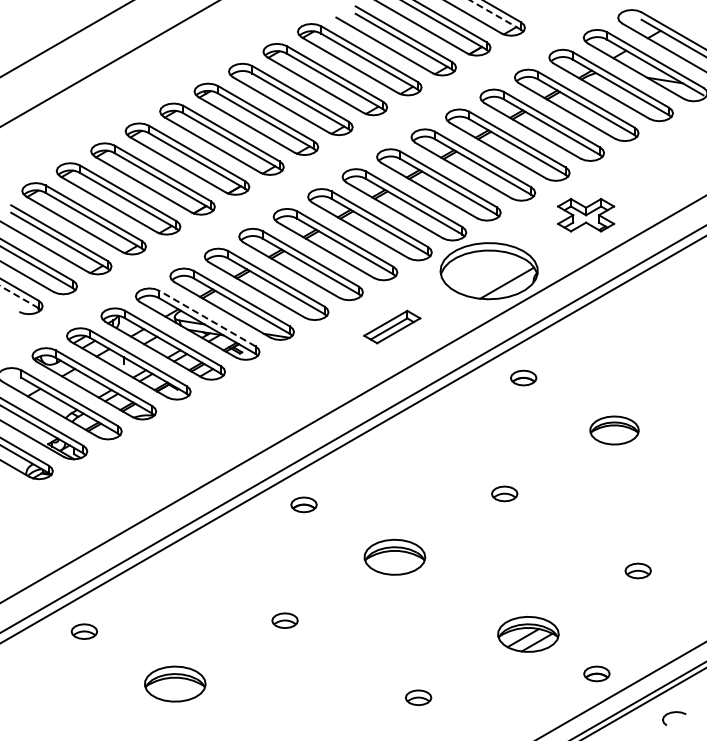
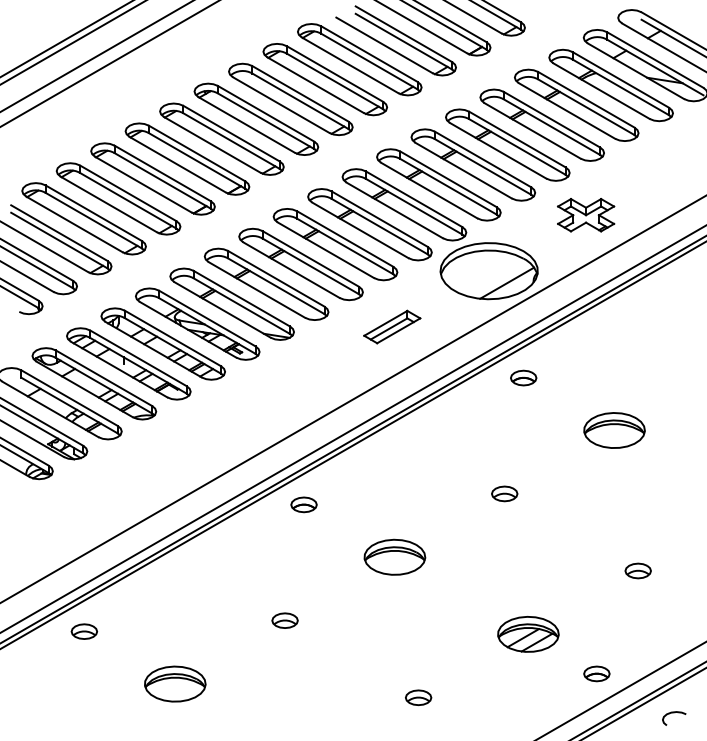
line: dashed -> solid (495, 14)
line: none -> present (72, 42)
line: none -> present (96, 56)
line: dashed -> solid (19, 297)
line: dashed -> solid (207, 318)
part size: 51x31 px -> 63x37 px (614, 430)
line: none -> present (352, 445)
